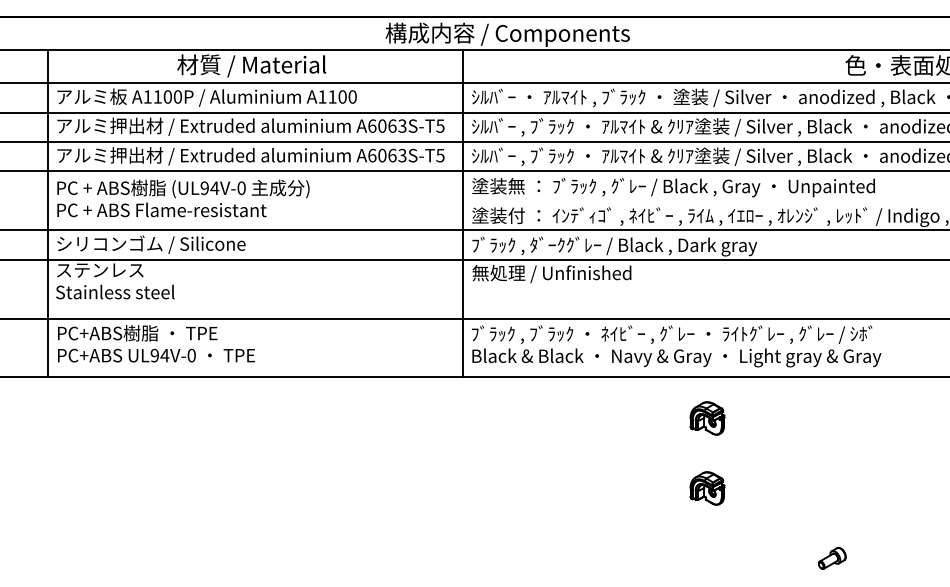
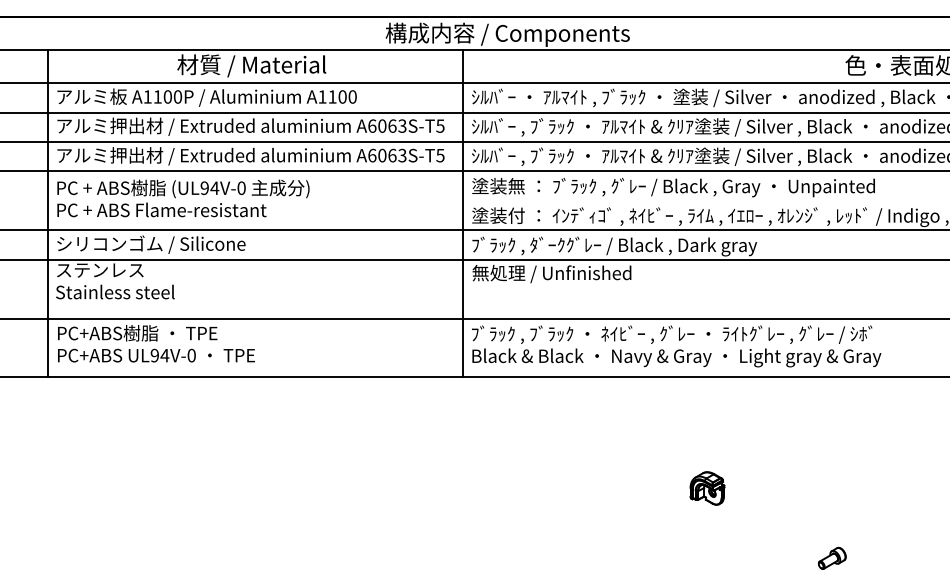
part: present -> none (707, 418)
